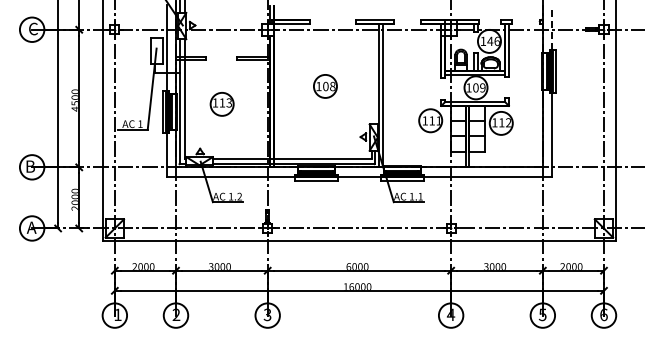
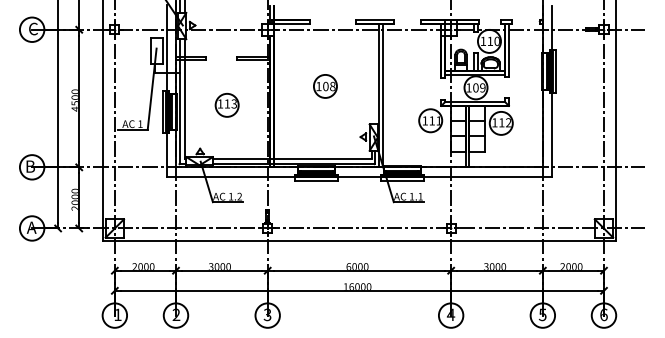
line: dashed -> solid (552, 27)
text: 146 -> 110 (493, 40)
part position: (221, 104) -> (226, 105) (226, 105)
